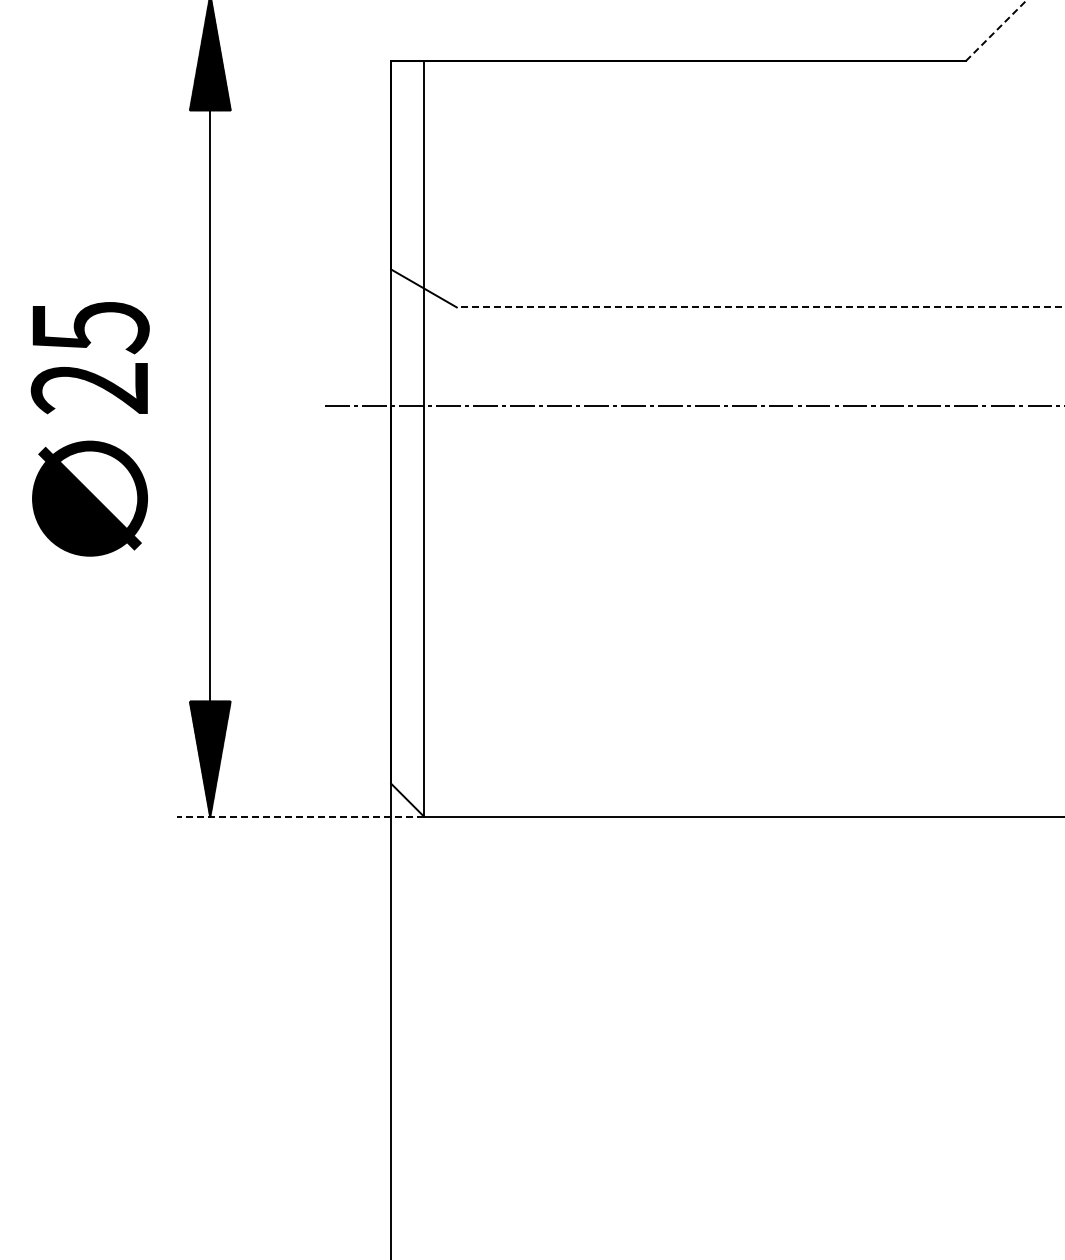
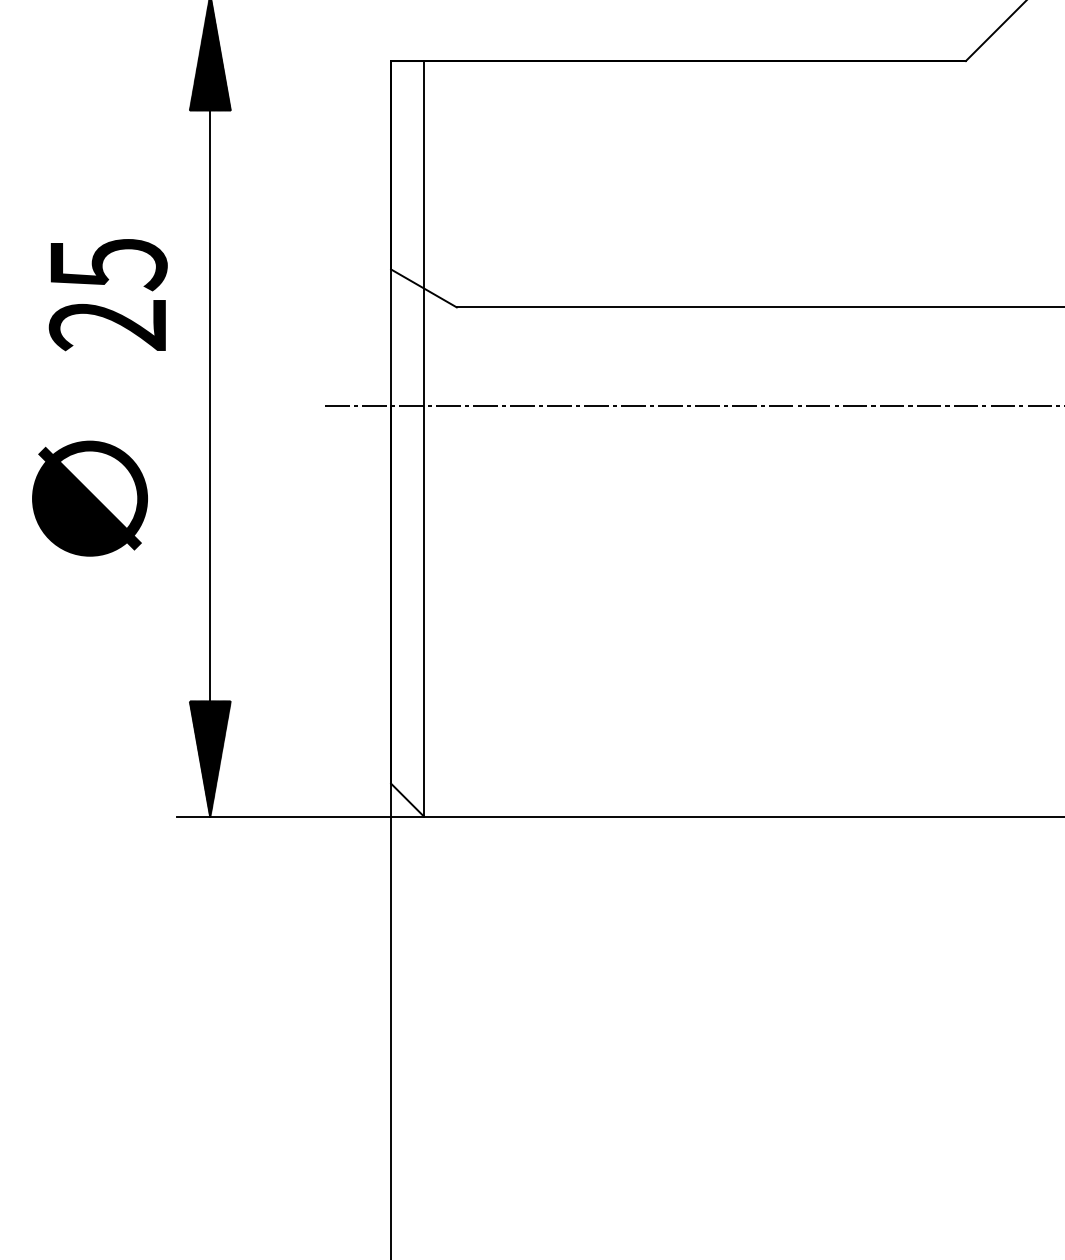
line: dashed -> solid (996, 30)
line: dashed -> solid (760, 307)
text position: (89, 358) -> (107, 295) (107, 295)
line: dashed -> solid (300, 816)
